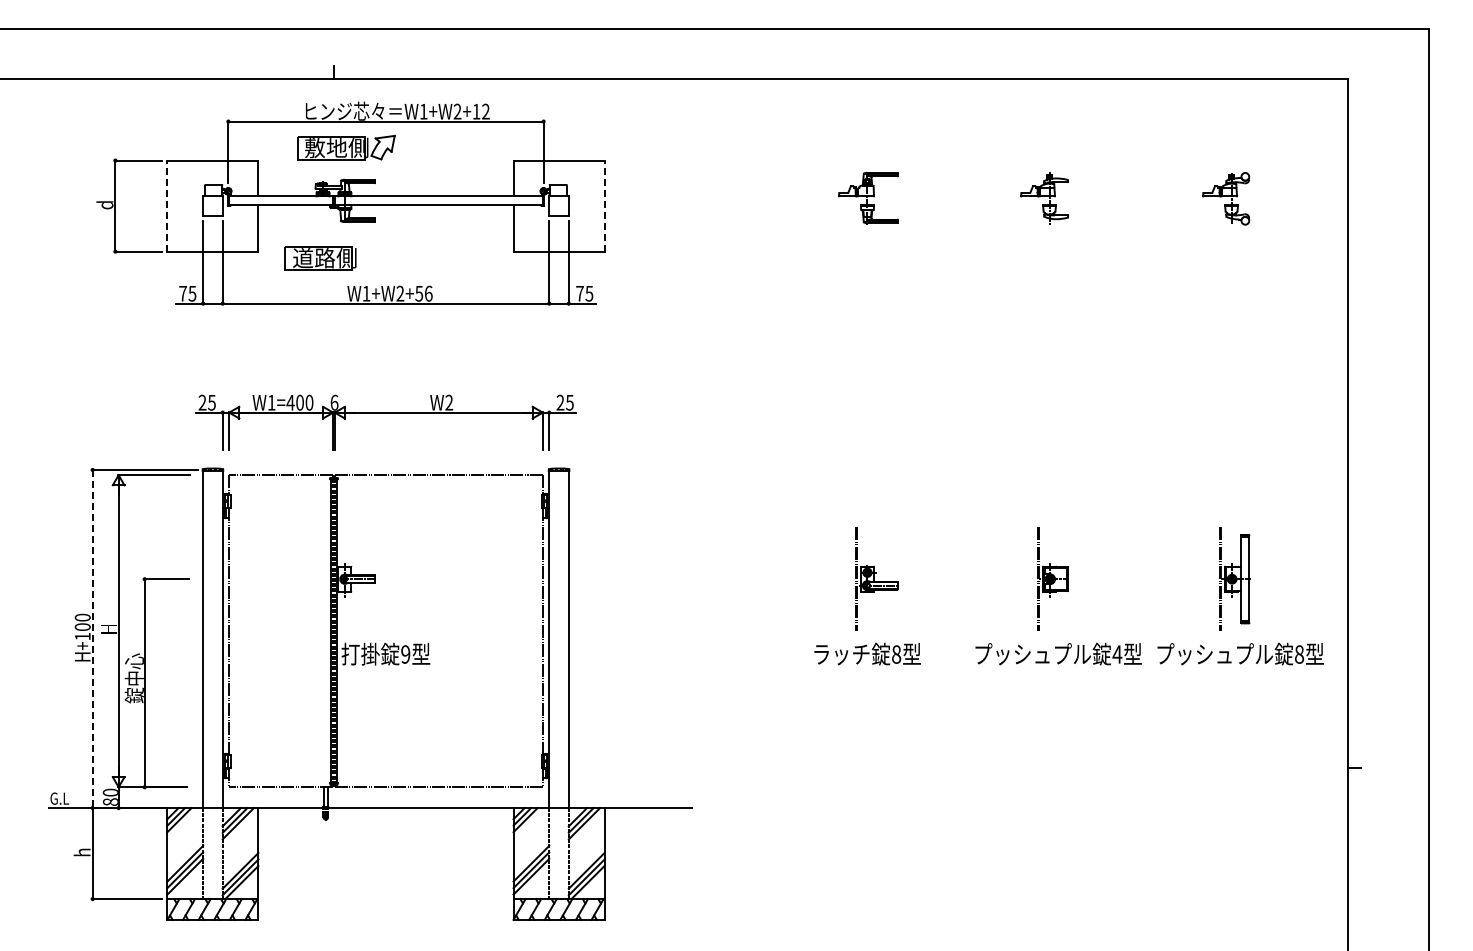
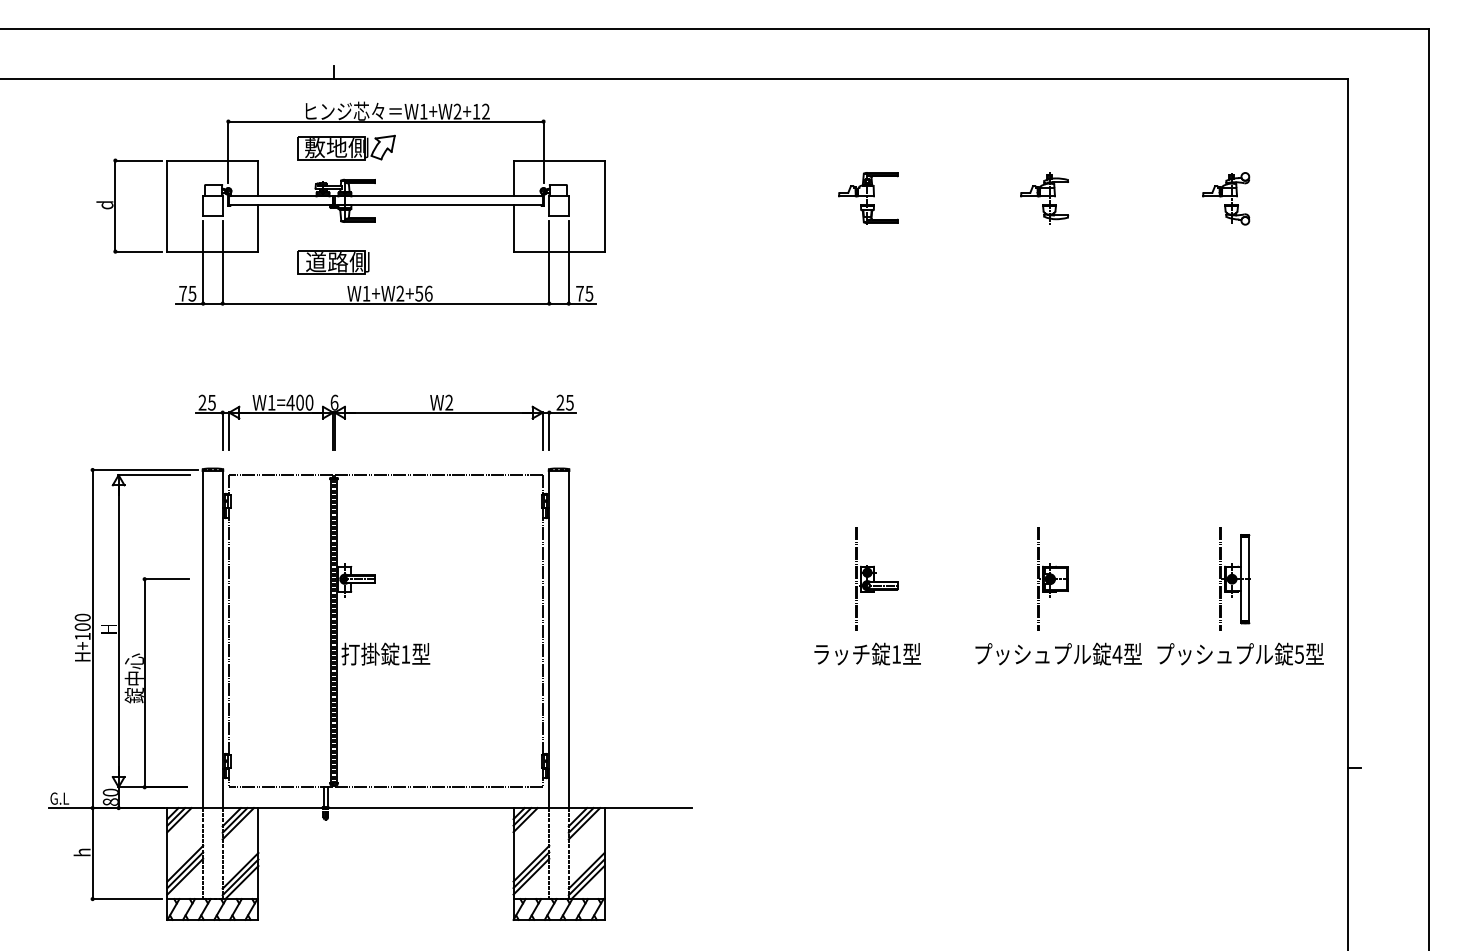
line: dashed -> solid (167, 206)
line: dashed -> solid (604, 206)
part position: (320, 258) -> (333, 262) (333, 262)
line: dashed -> solid (92, 639)
text: 9 -> 1 (405, 654)
text: 8 -> 1 (896, 654)
text: 8 -> 5 (1299, 654)
